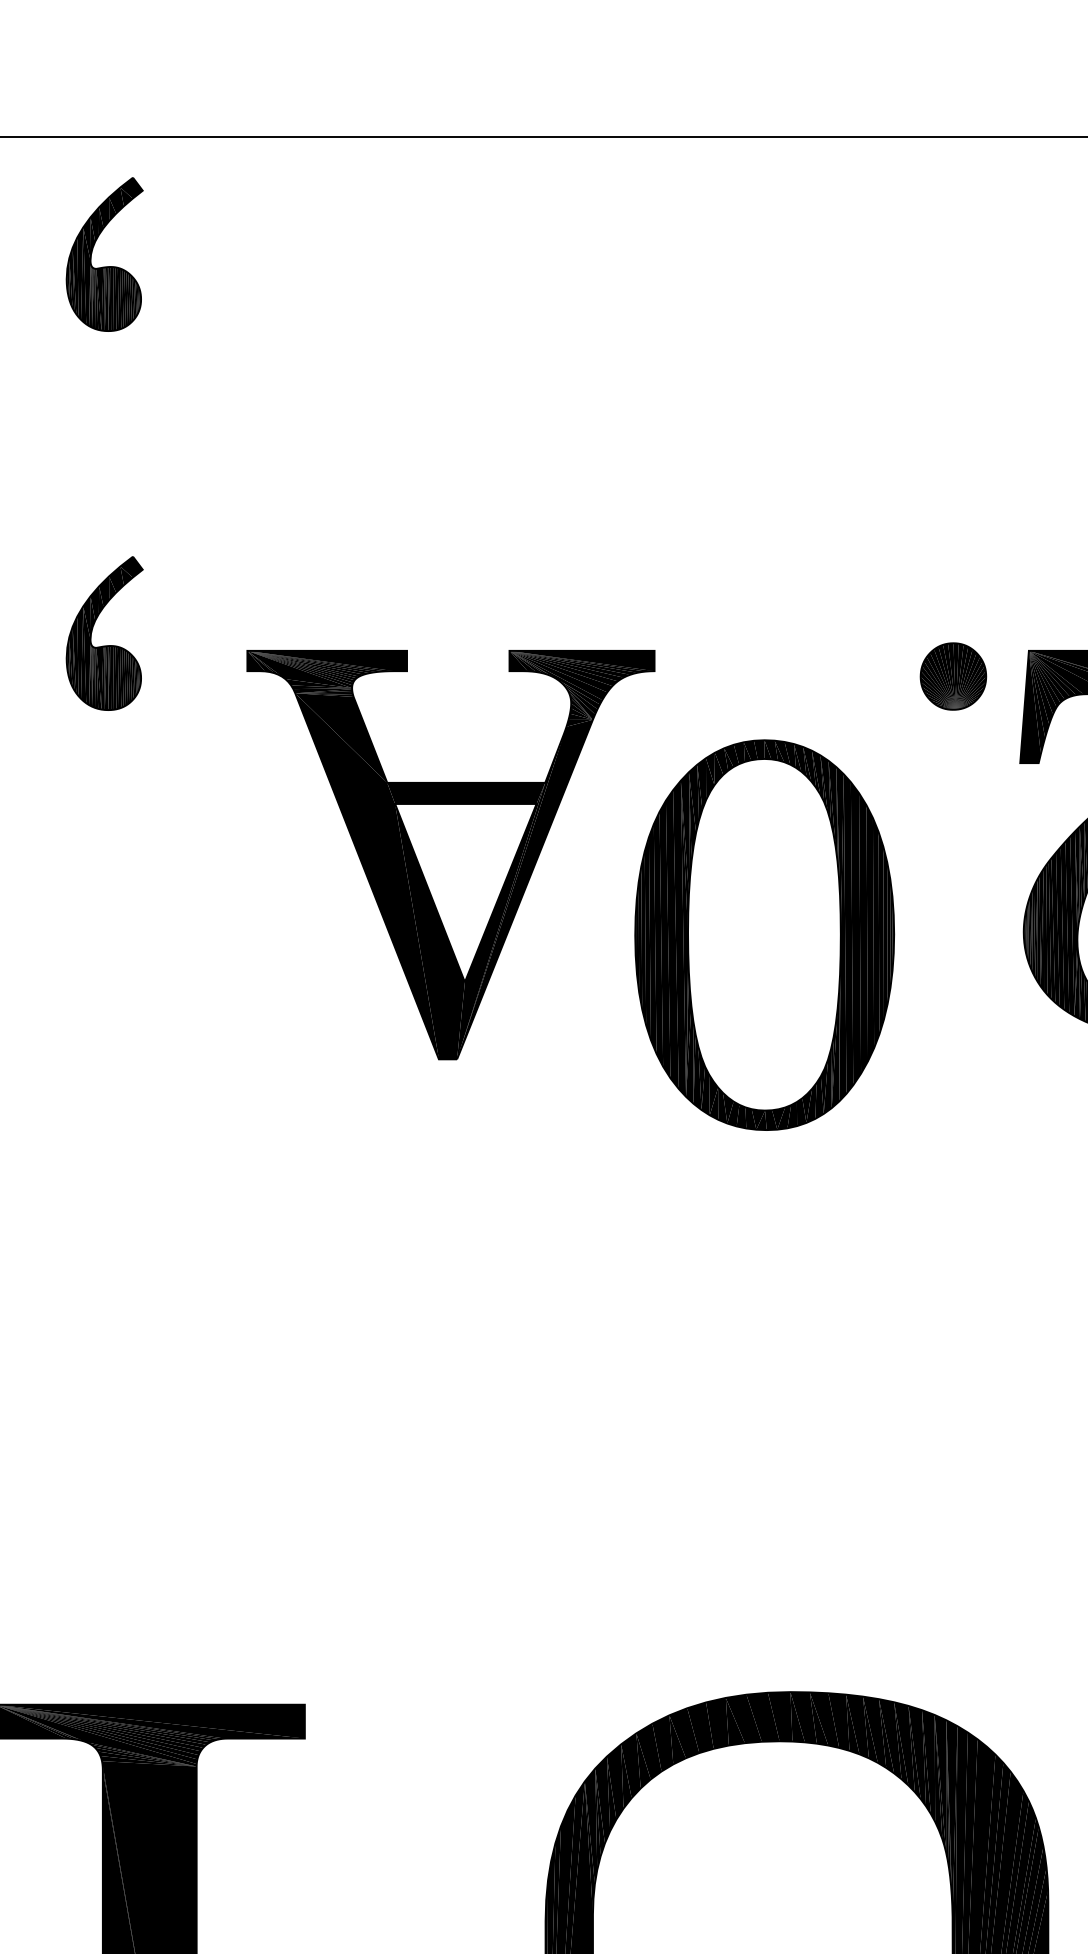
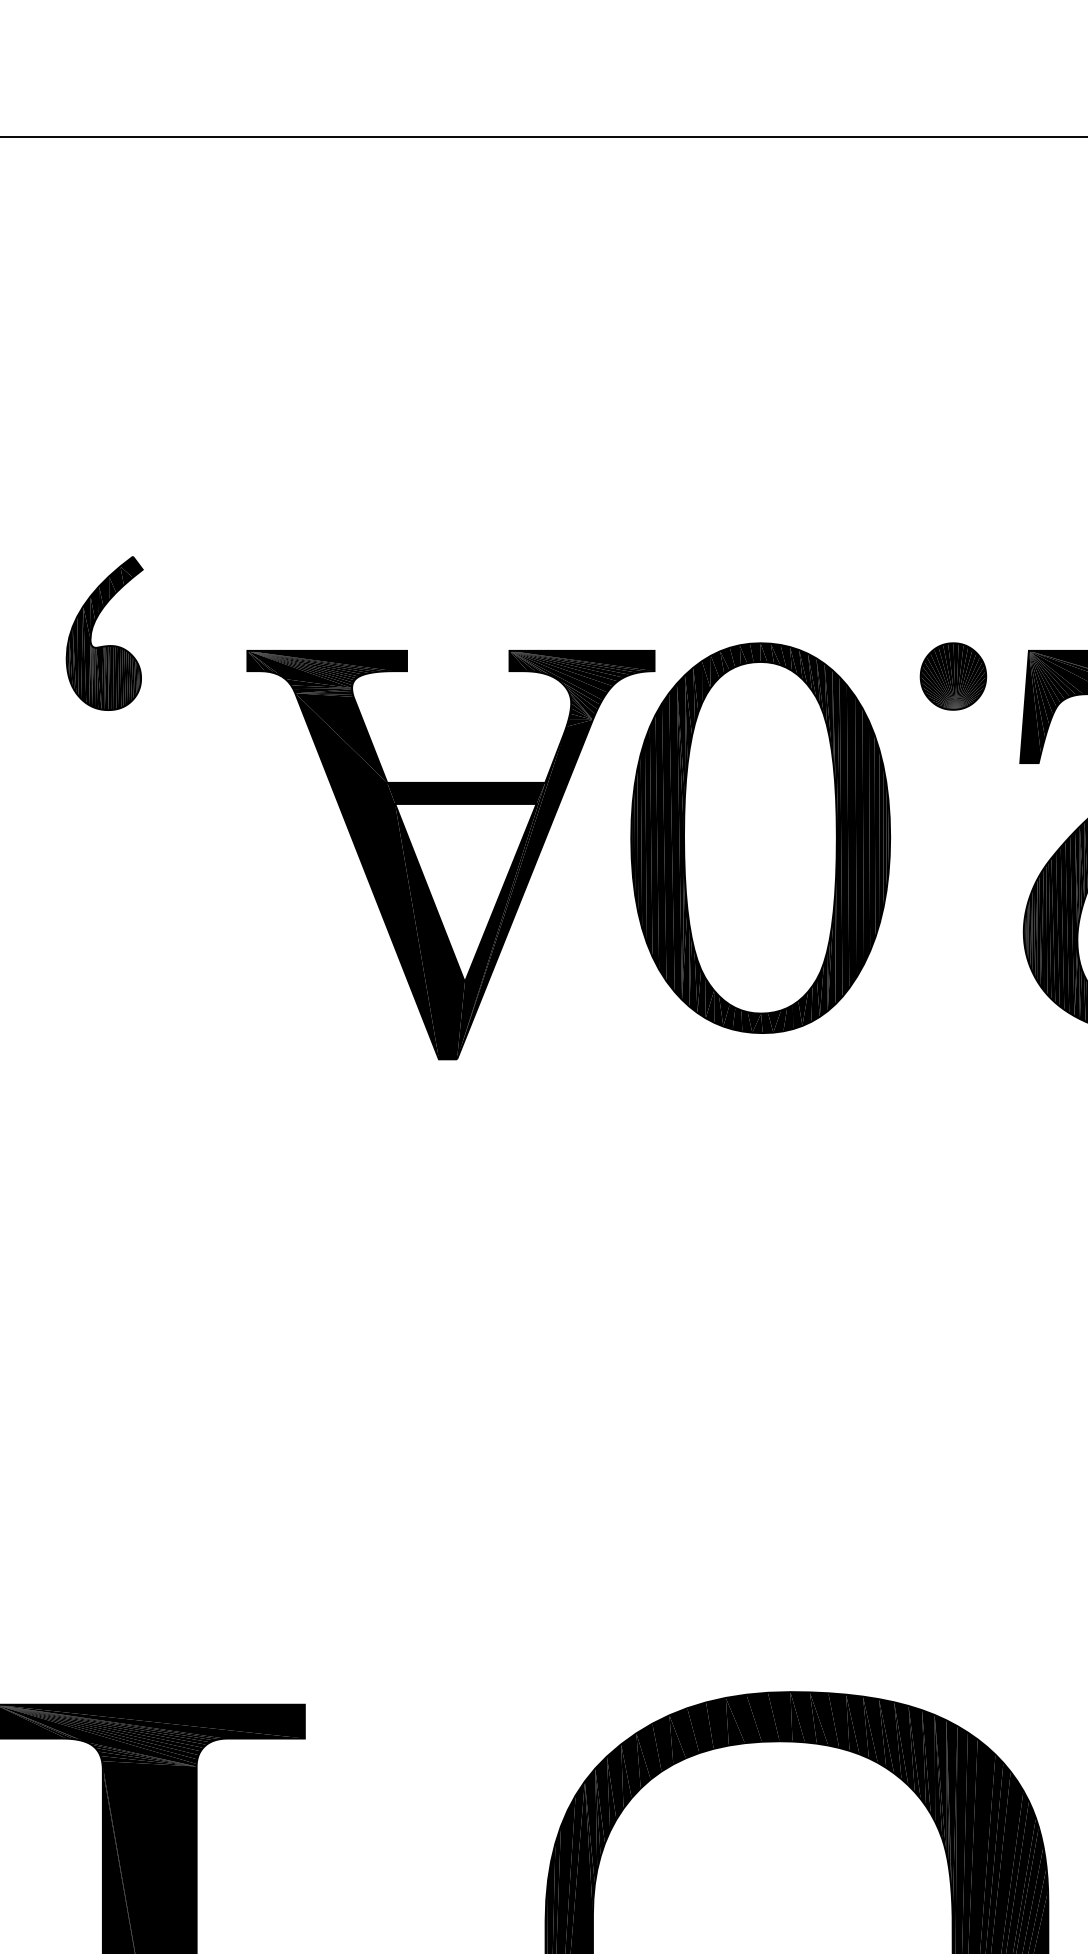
part: present -> none (104, 266)
part position: (764, 934) -> (760, 837) (760, 837)
